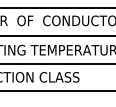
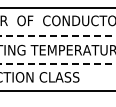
line: solid -> dashed (58, 35)
line: solid -> dashed (58, 63)
